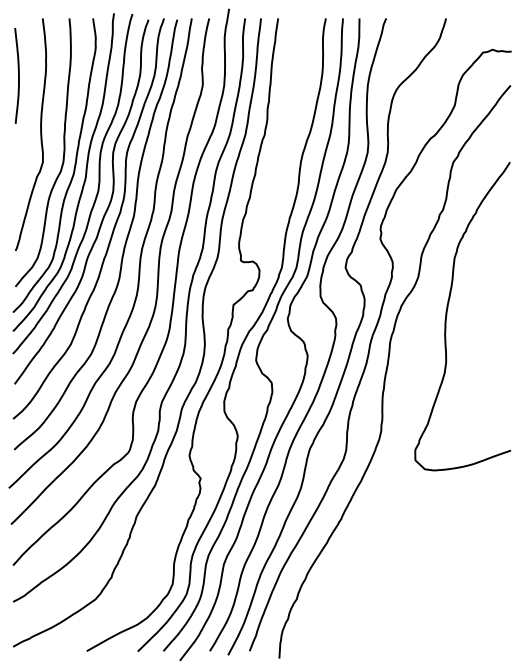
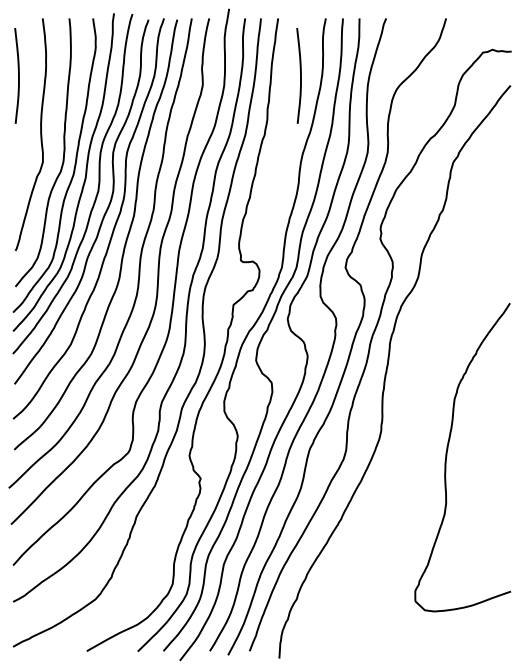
curve: none -> present (300, 75)
curve position: (447, 315) -> (447, 456) (447, 456)
